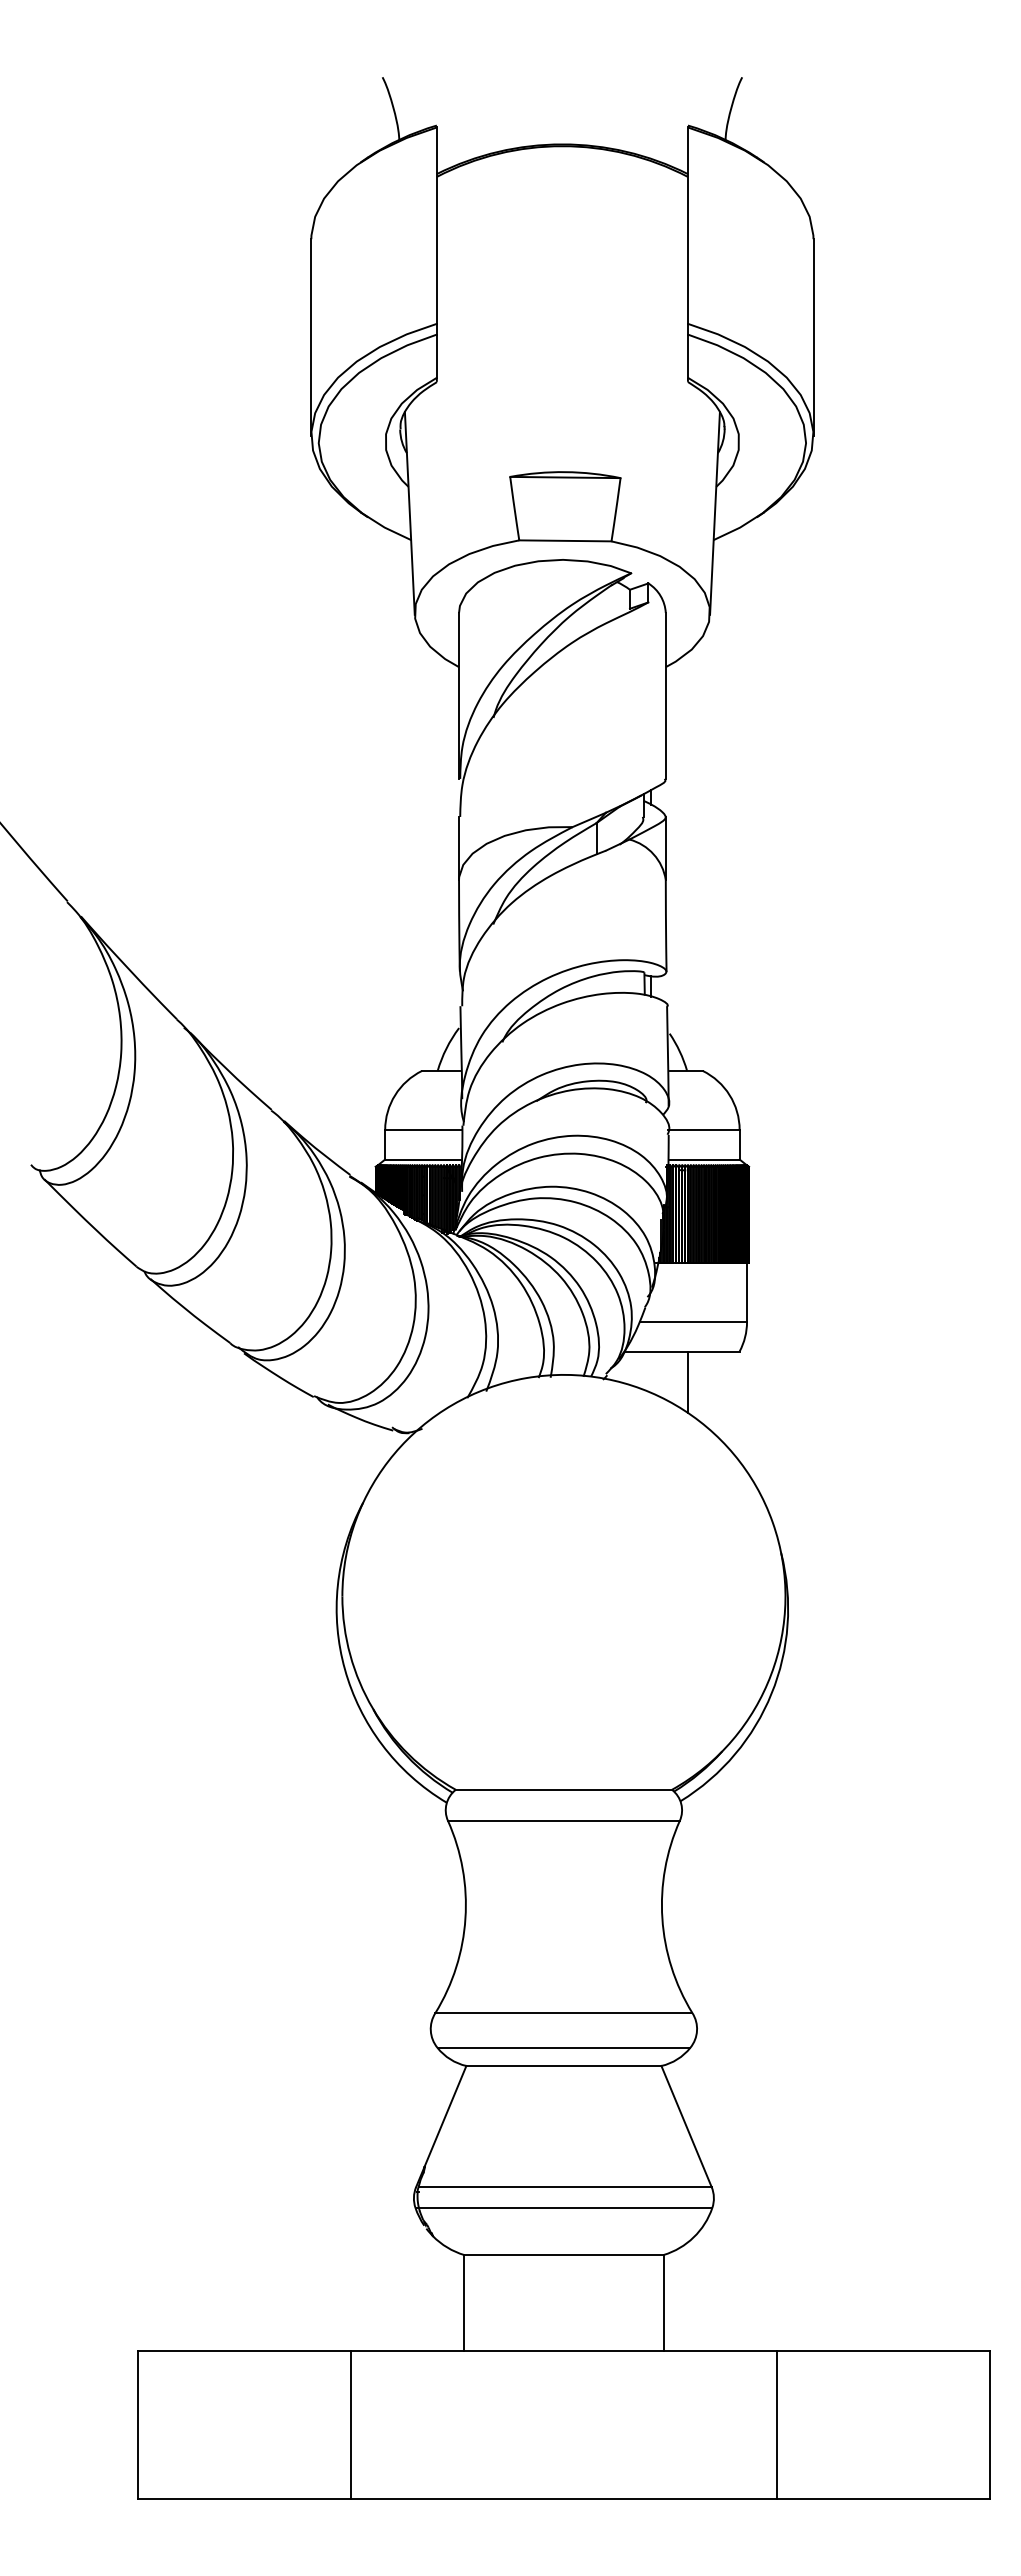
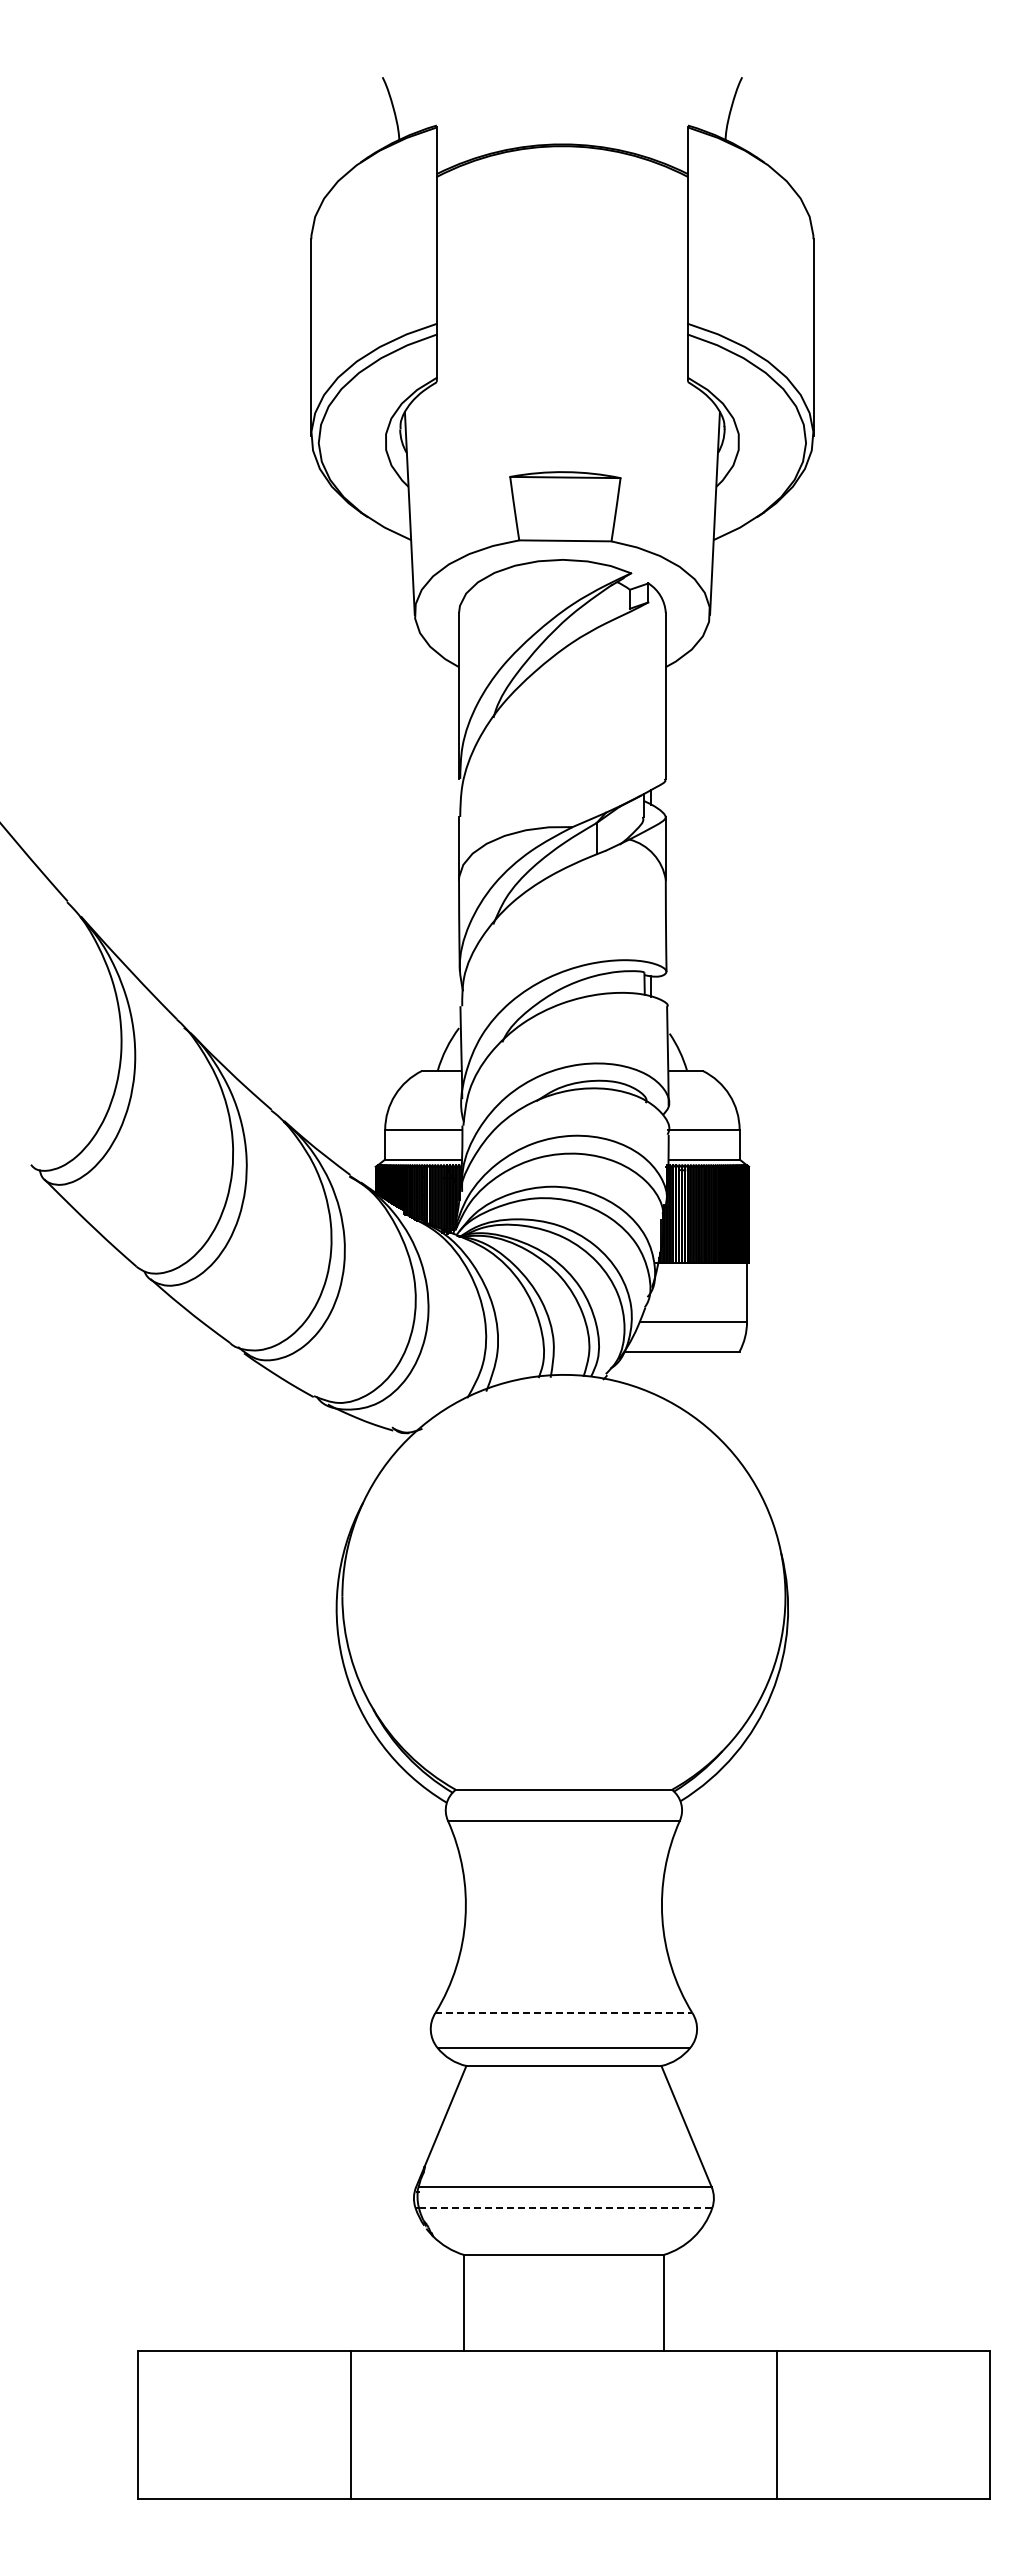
line: present -> none (687, 1381)
line: solid -> dashed (564, 2013)
line: solid -> dashed (565, 2207)
